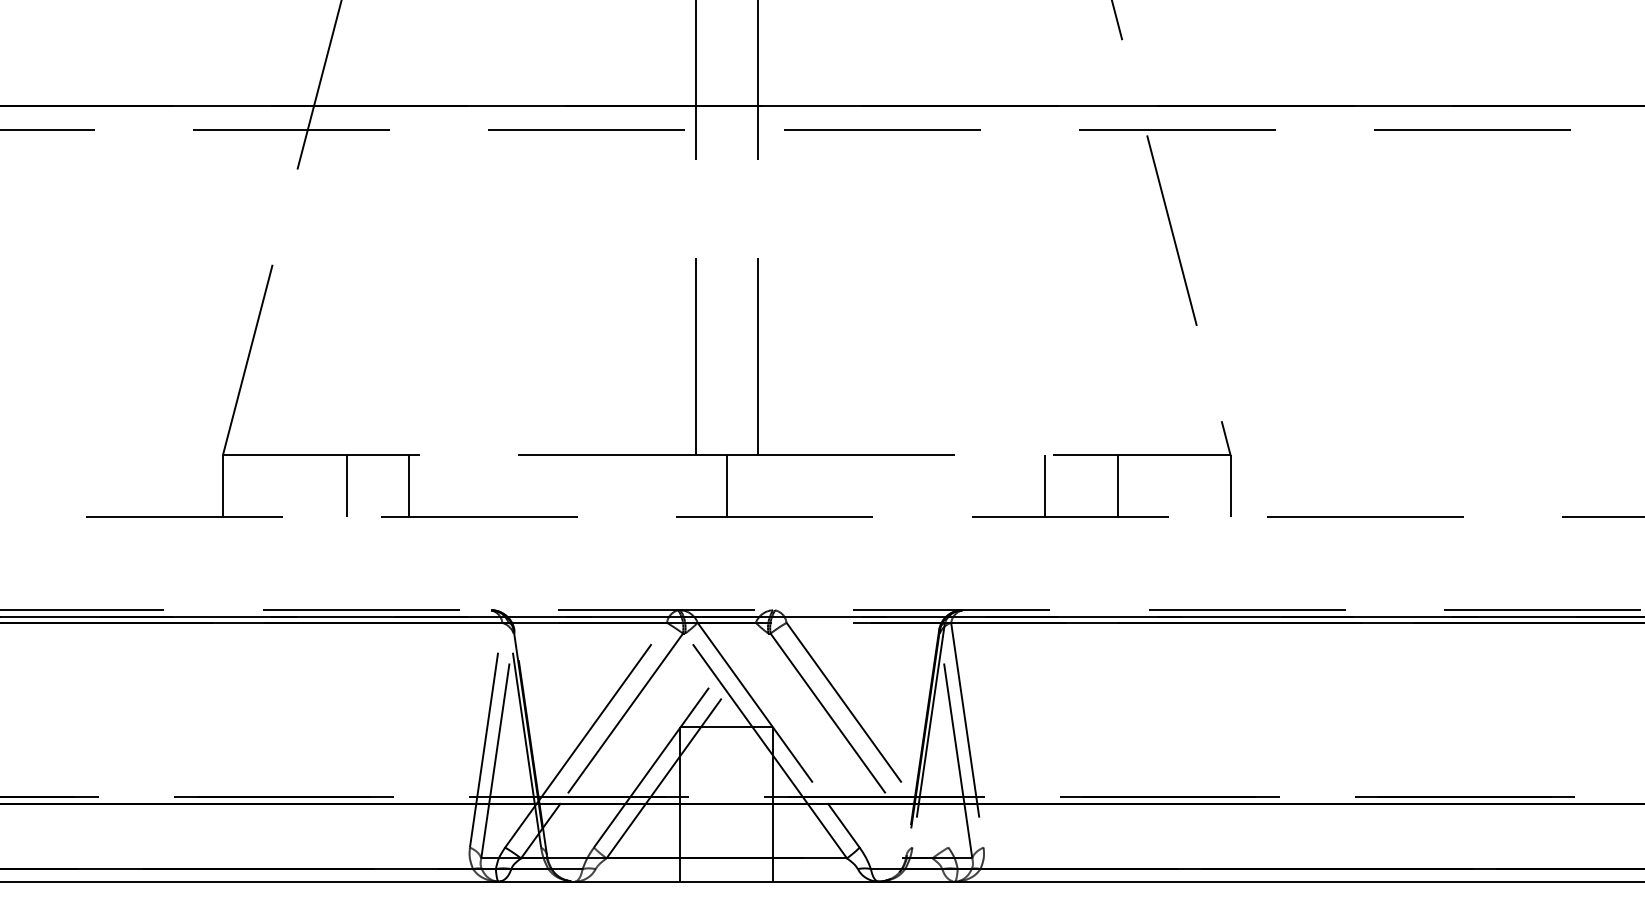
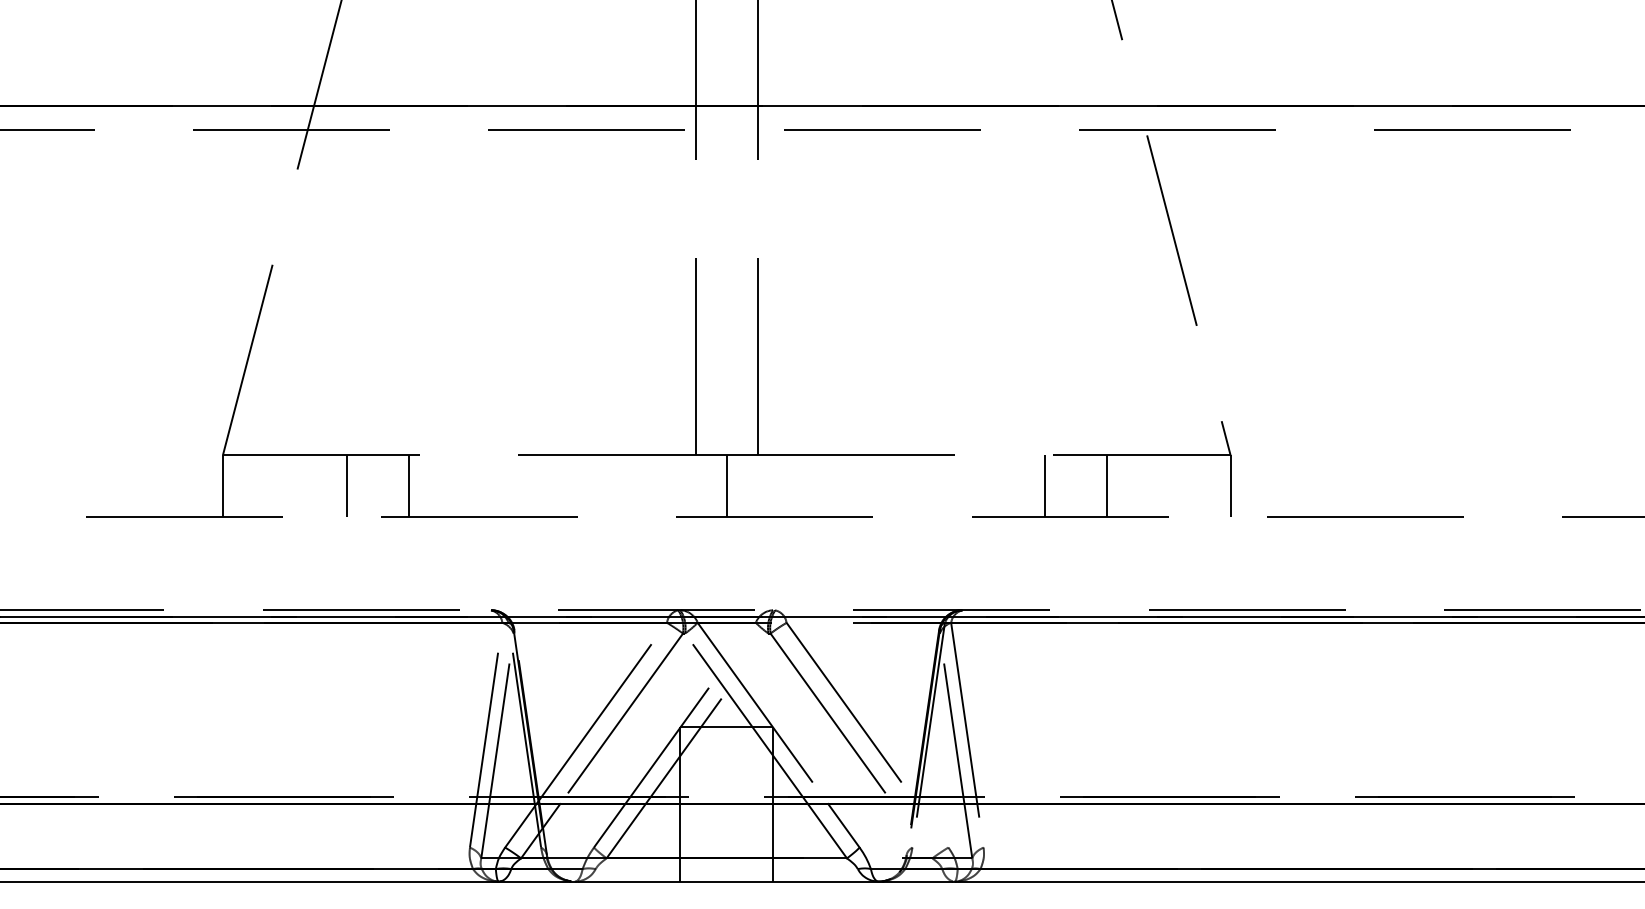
line position: (1117, 486) -> (1106, 486) (1106, 486)
